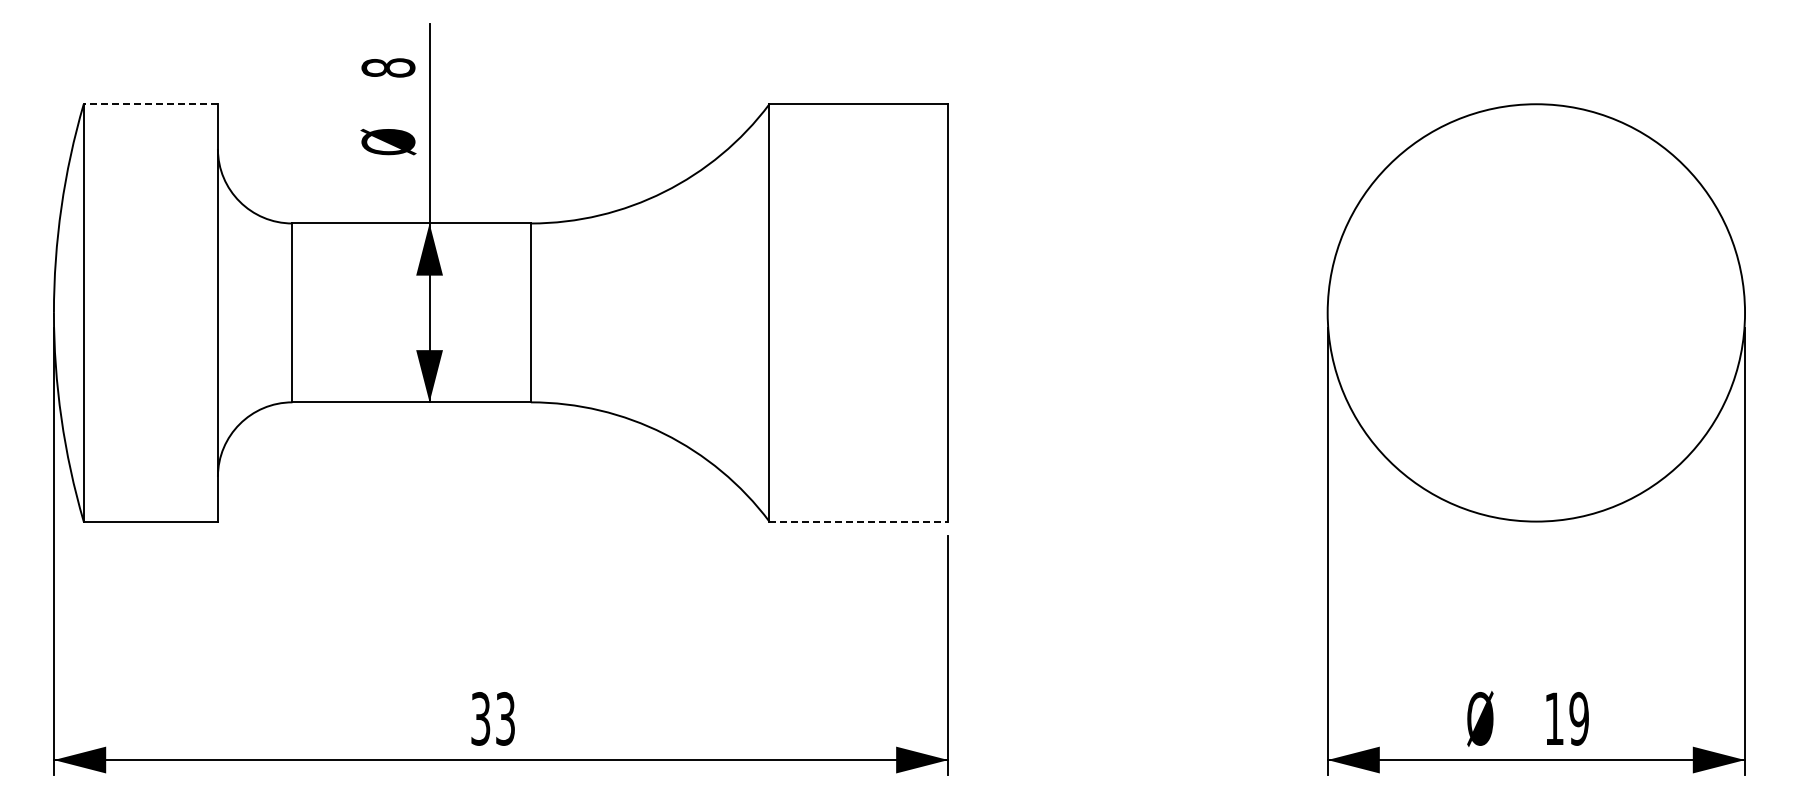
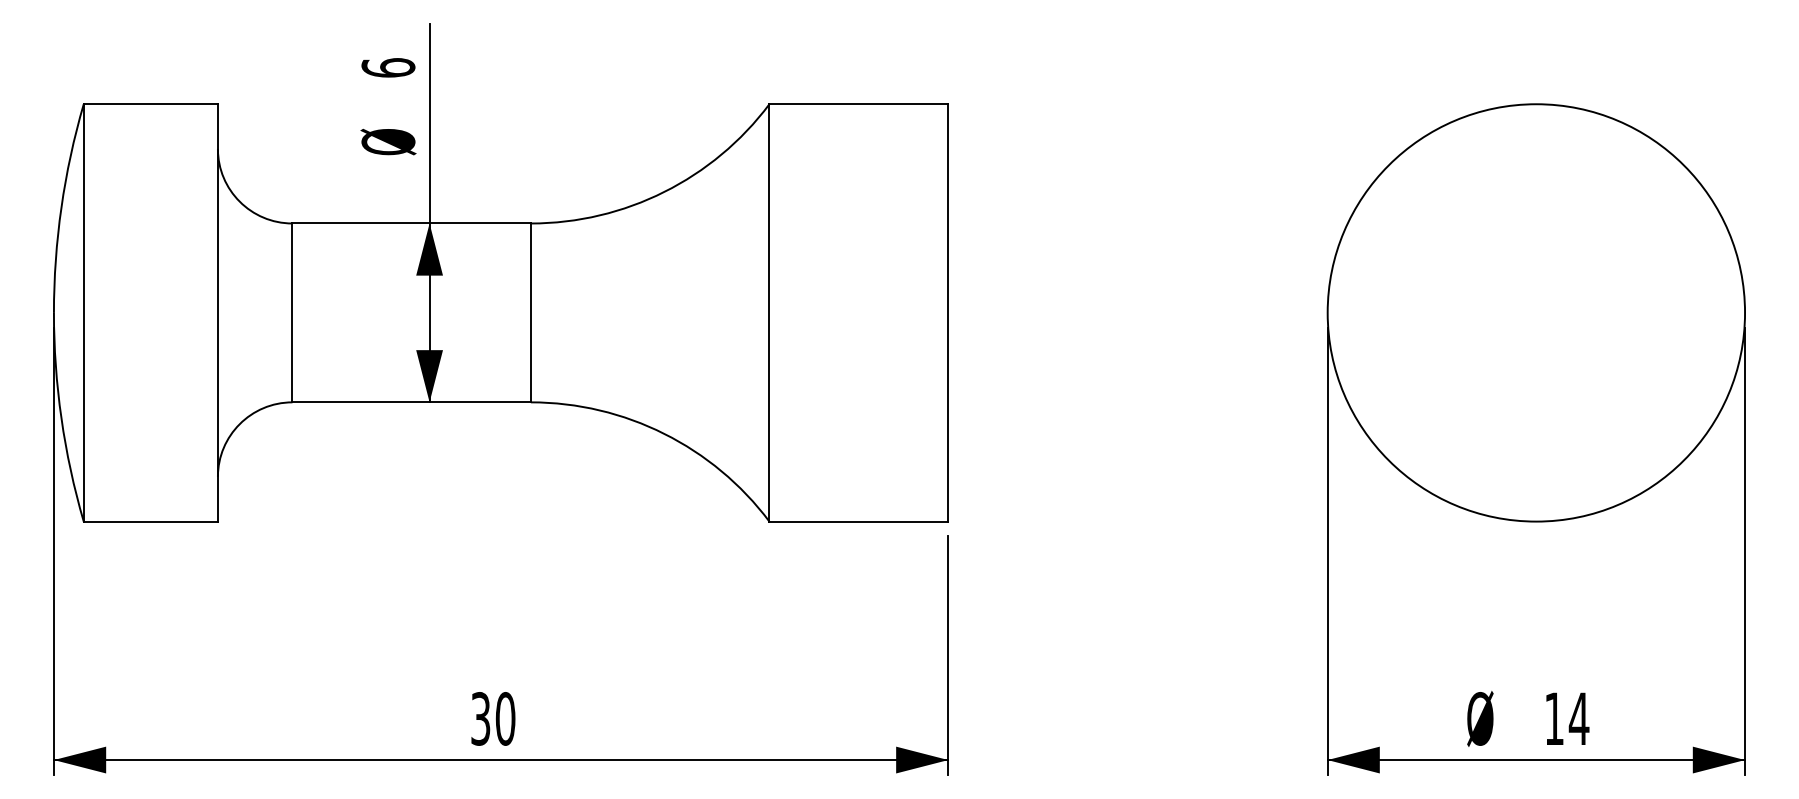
text: 8 -> 6 (388, 67)
line: dashed -> solid (150, 104)
line: dashed -> solid (859, 521)
text: 33 -> 30 (505, 718)
text: 19 -> 14 (1578, 718)
